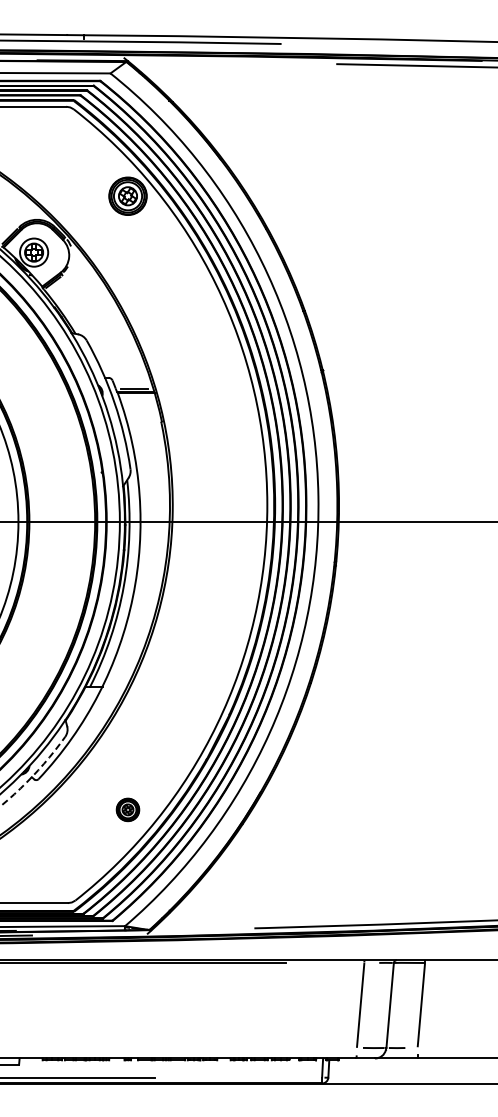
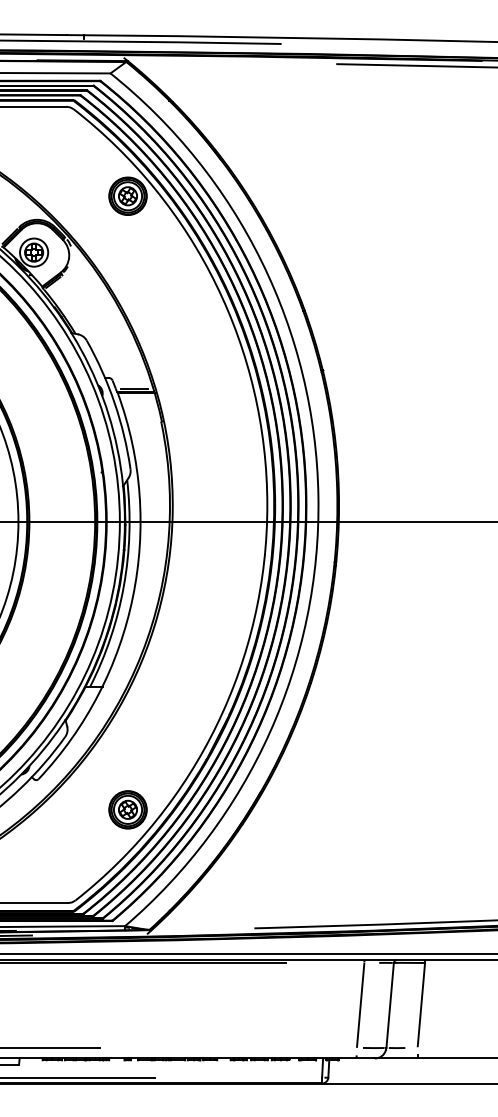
arc: dashed -> solid (35, 773)
part size: 26x26 px -> 40x40 px (127, 809)
line: none -> present (248, 954)
line: none -> present (50, 1047)
